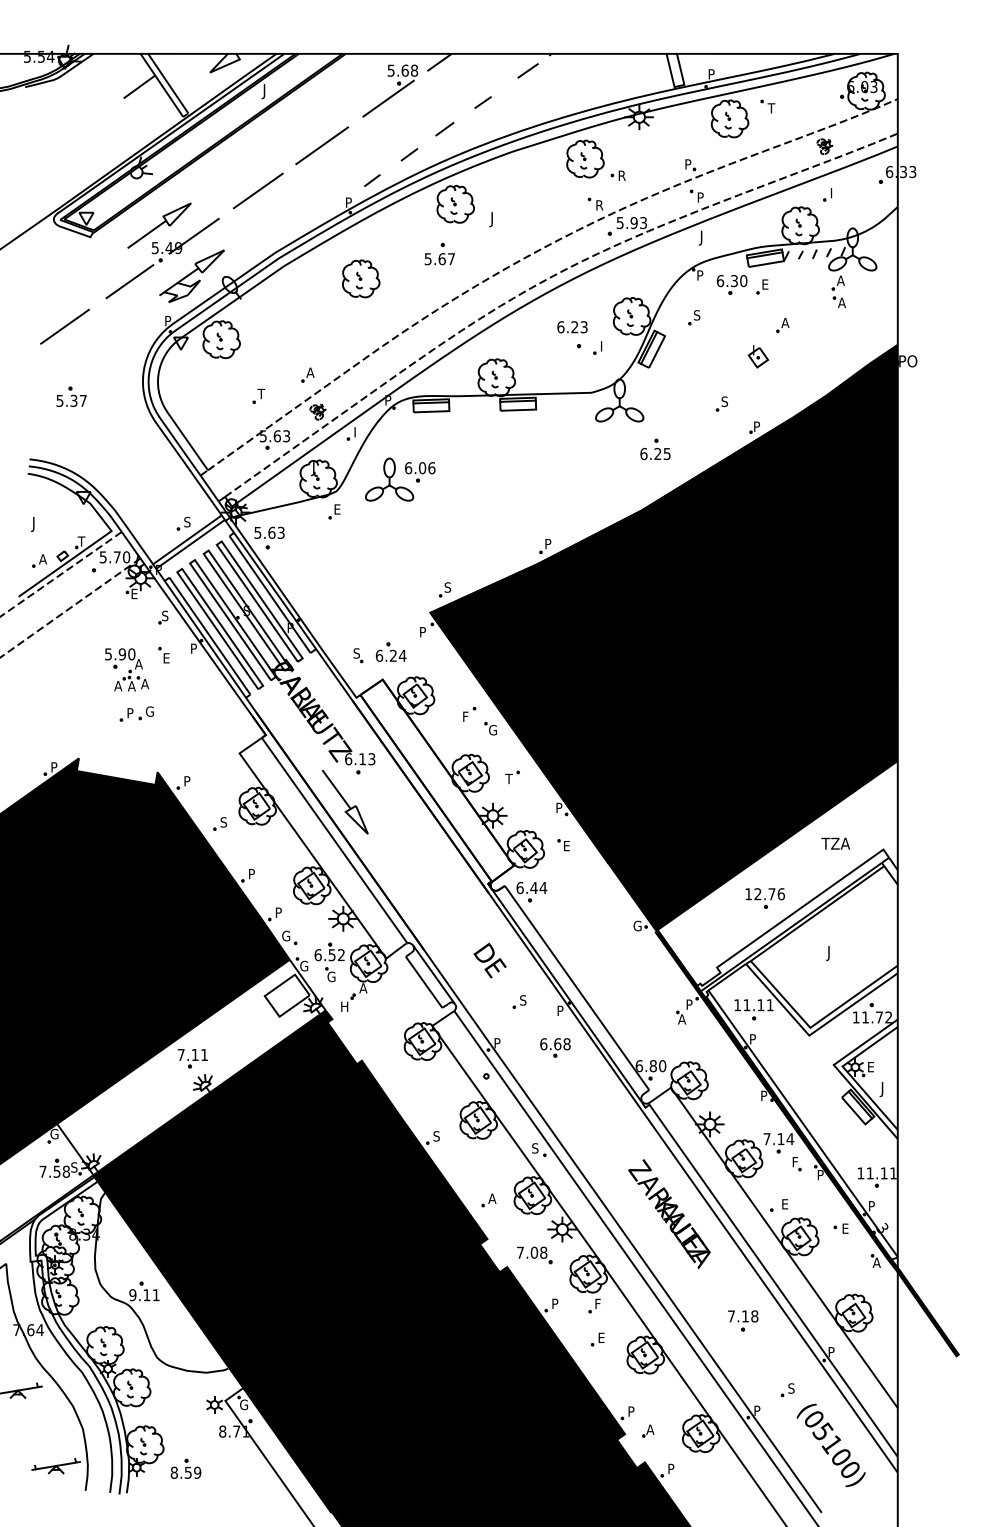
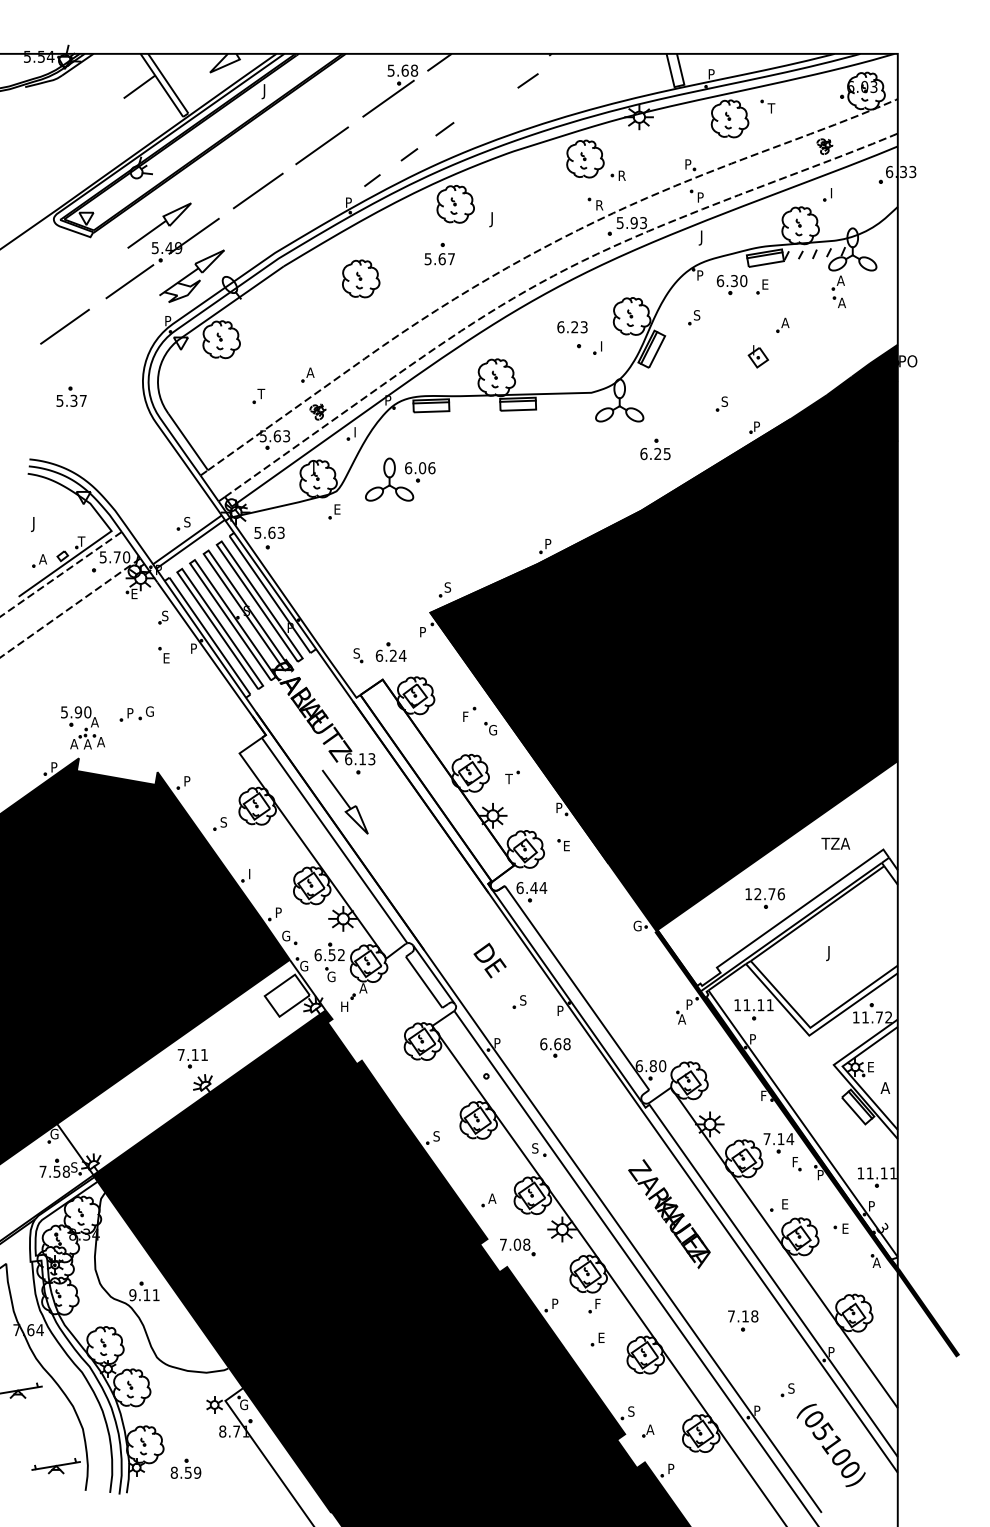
line position: (527, 70) -> (527, 80) (527, 80)
line: present -> none (482, 102)
part position: (126, 669) -> (82, 727) (82, 727)
text: P -> I (252, 871)
text: J -> A (884, 1089)
text: P -> F (764, 1093)
part position: (534, 1255) -> (517, 1247) (517, 1247)
text: P -> S (631, 1411)
